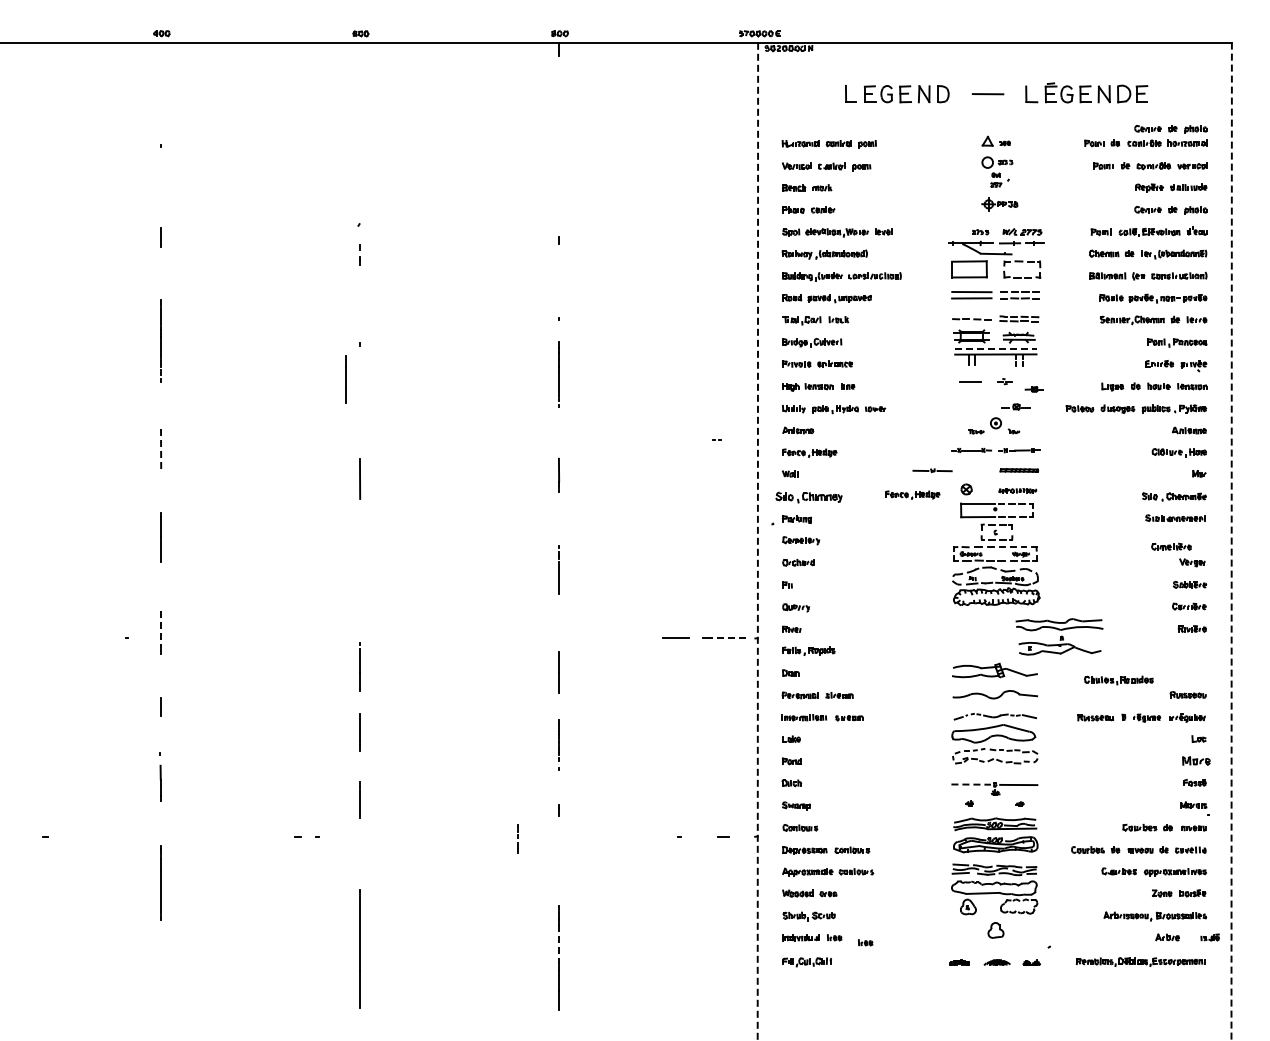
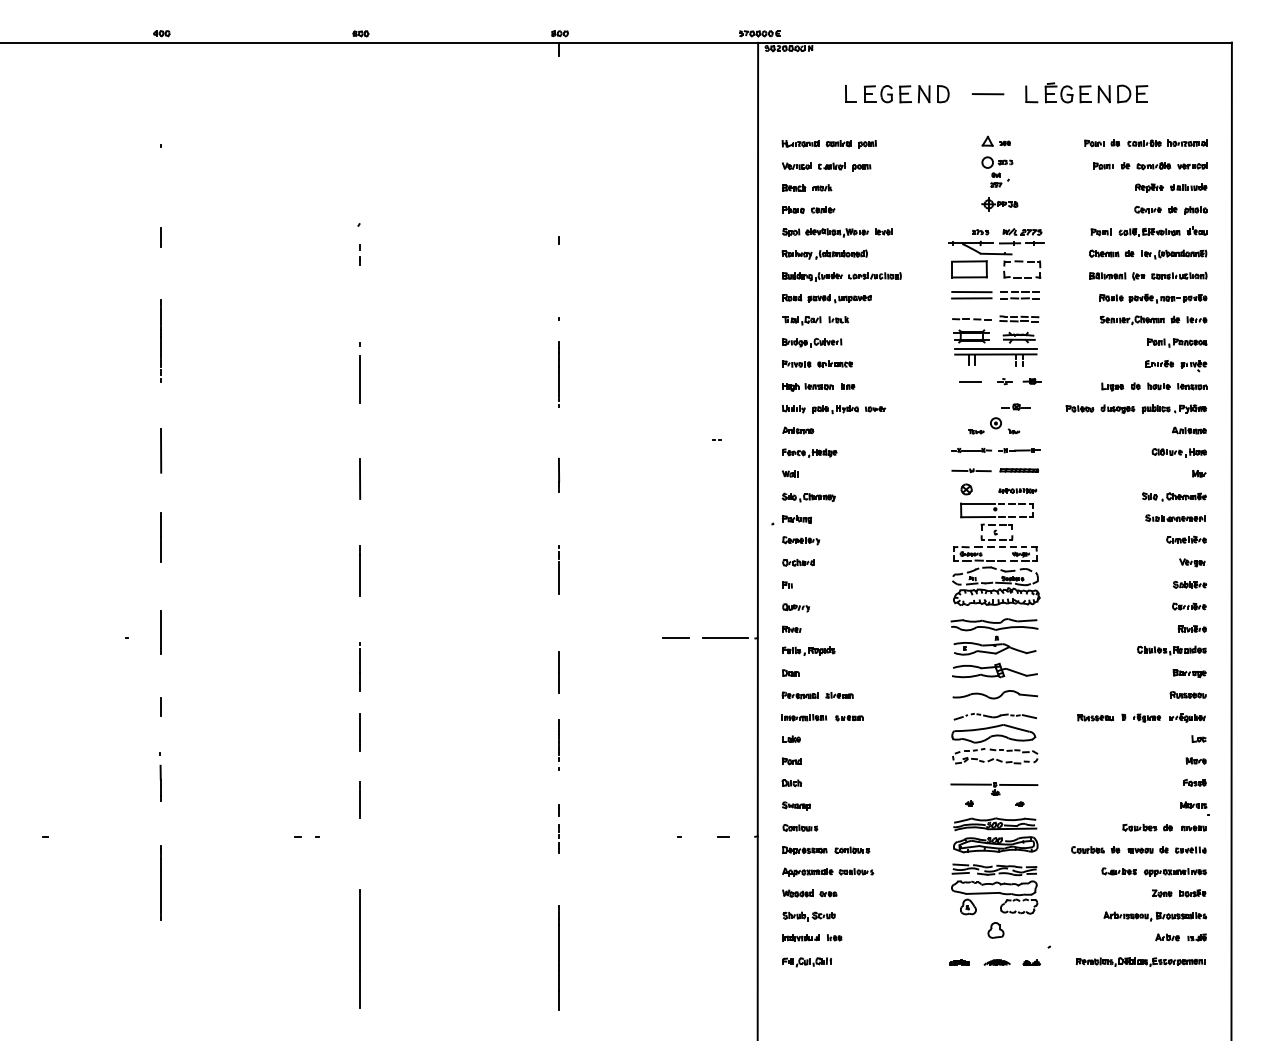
part: present -> none (1170, 129)
line: dashed -> solid (995, 349)
line position: (345, 379) -> (359, 379) (359, 379)
part position: (1033, 389) -> (1031, 381) (1031, 381)
line: dashed -> solid (161, 450)
part position: (932, 470) -> (971, 470) (971, 470)
part: present -> none (912, 494)
part size: 68x13 px -> 55x11 px (808, 497)
line: dashed -> solid (757, 541)
line: dashed -> solid (1231, 541)
part position: (1171, 546) -> (1186, 539) (1186, 539)
line: none -> present (359, 570)
line: dashed -> solid (160, 629)
part position: (1059, 636) -> (994, 636) (994, 636)
line: dashed -> solid (727, 638)
part: none -> present (1189, 673)
part position: (1118, 680) -> (1171, 650) (1171, 650)
part size: 29x10 px -> 22x8 px (1195, 760)
line: dashed -> solid (971, 784)
line position: (517, 838) -> (558, 838) (558, 838)
part position: (1209, 937) -> (1196, 937) (1196, 937)
part: present -> none (865, 942)
line: dashed -> solid (558, 945)
